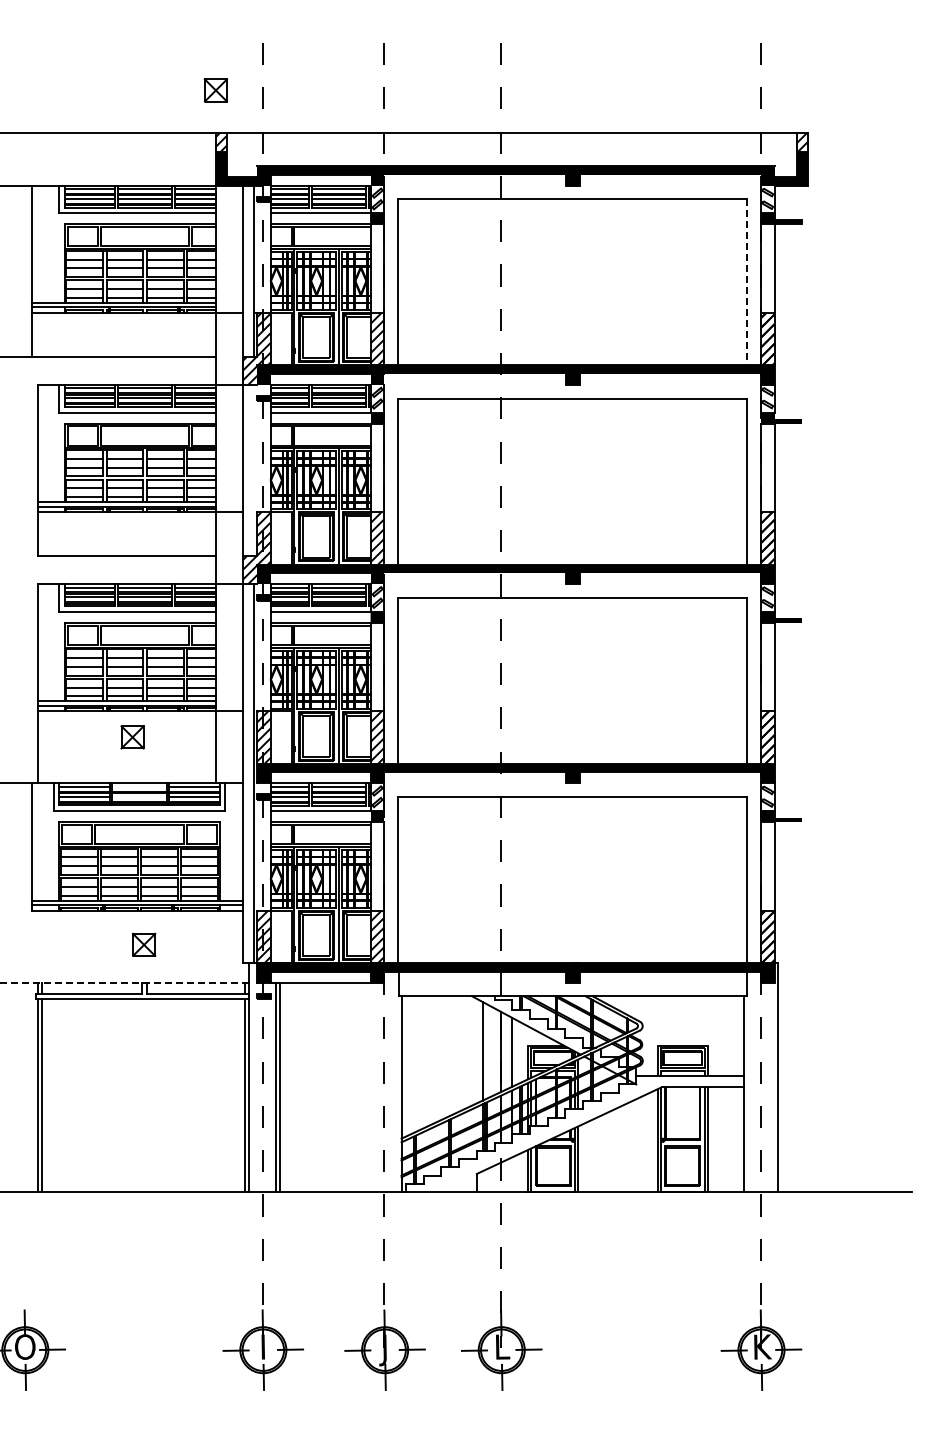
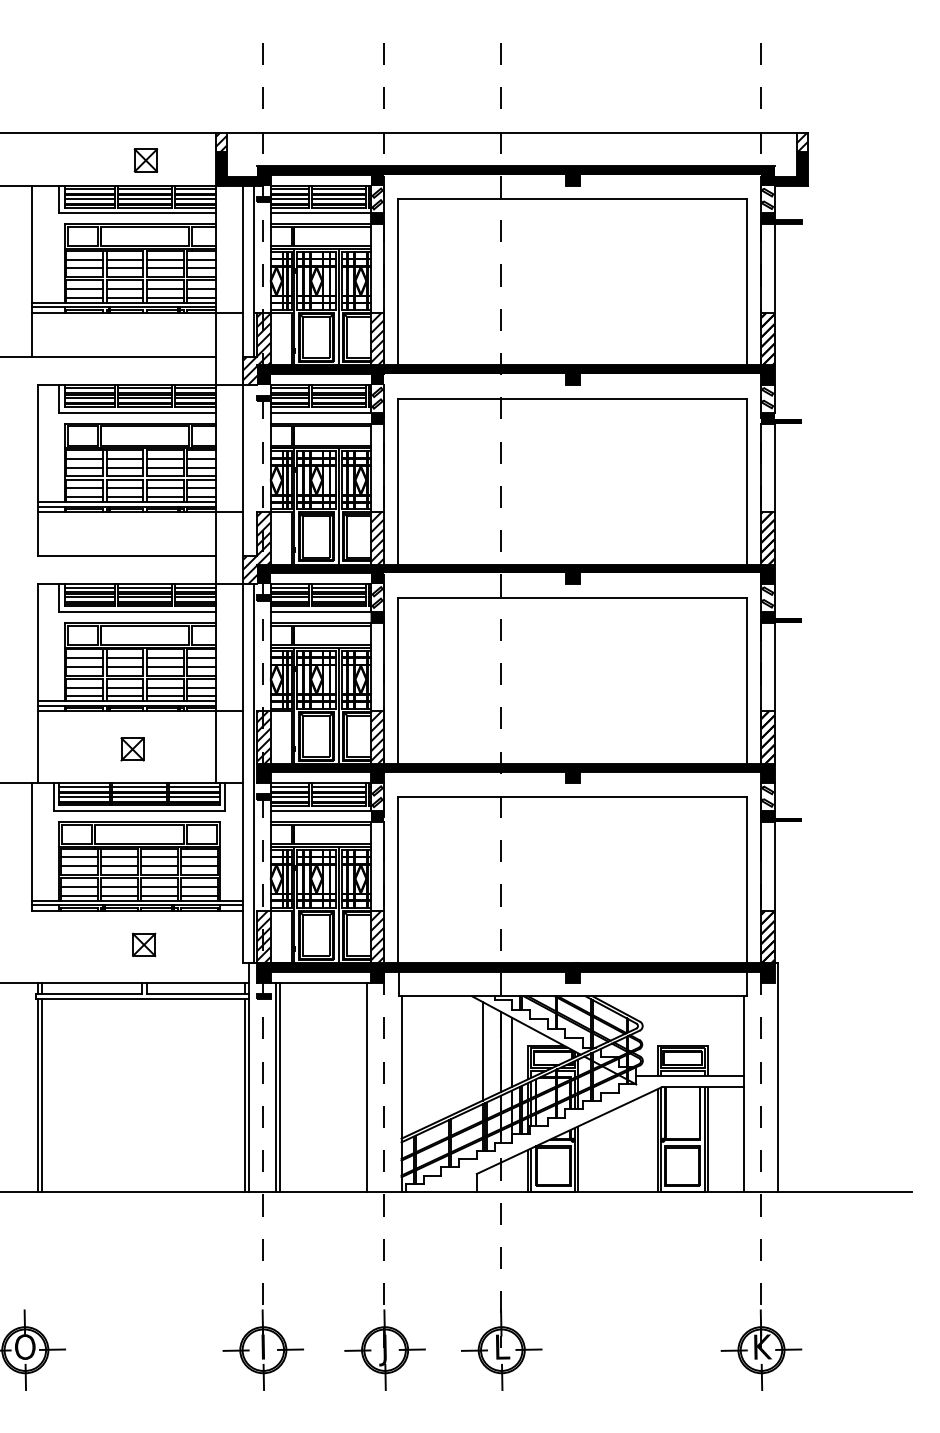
part position: (215, 90) -> (145, 160) (145, 160)
line: dashed -> solid (746, 282)
part position: (132, 737) -> (132, 749) (132, 749)
line: none -> present (139, 786)
line: none -> present (139, 796)
line: dashed -> solid (124, 982)
line: none -> present (367, 1087)
